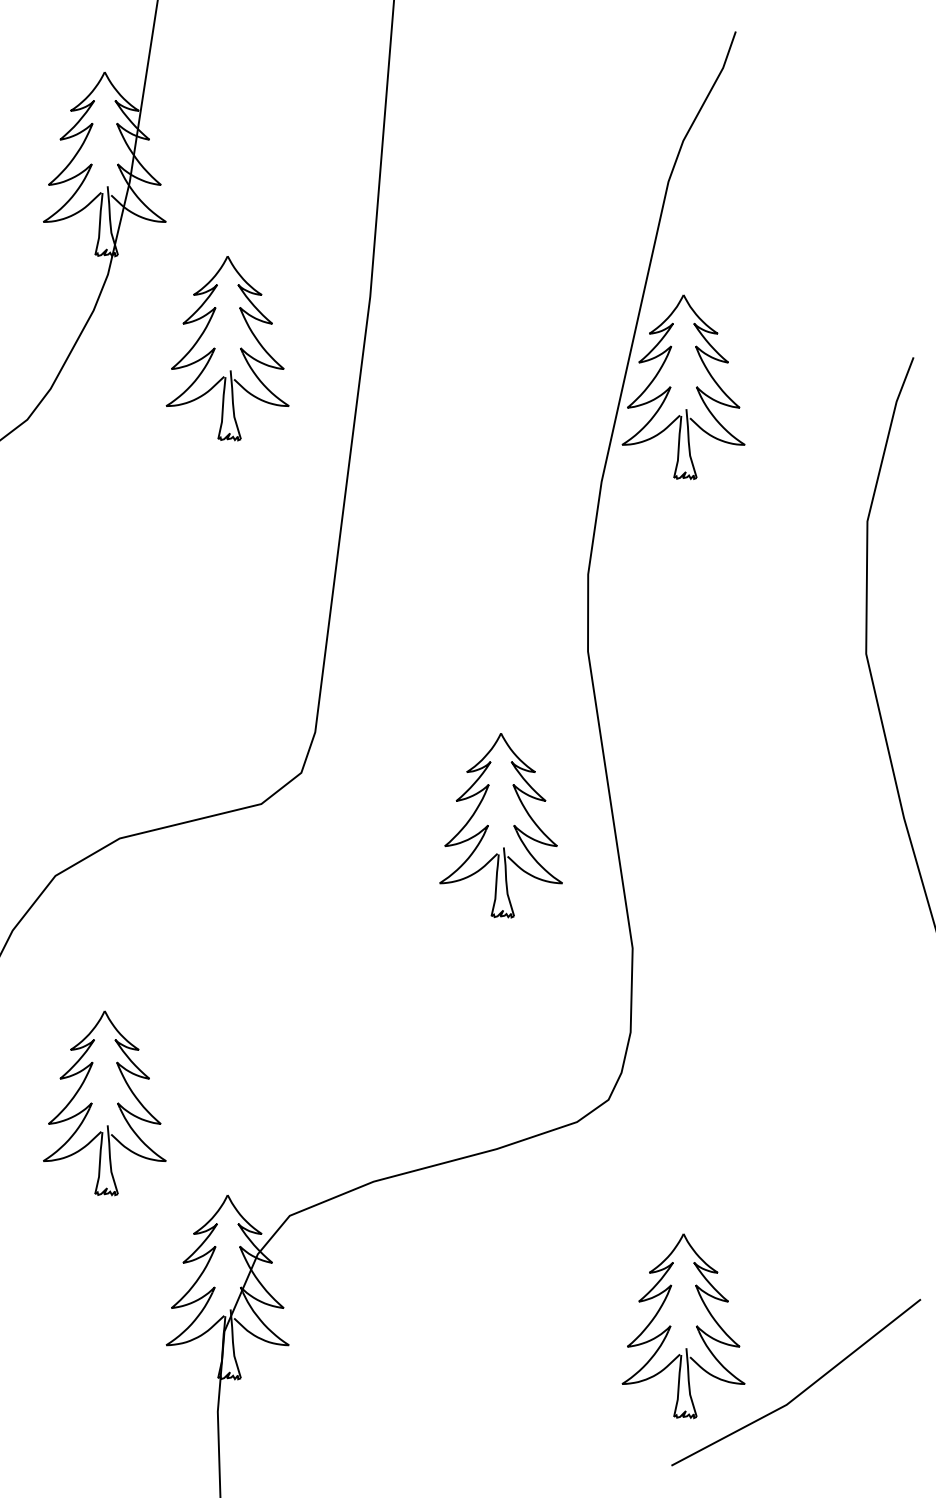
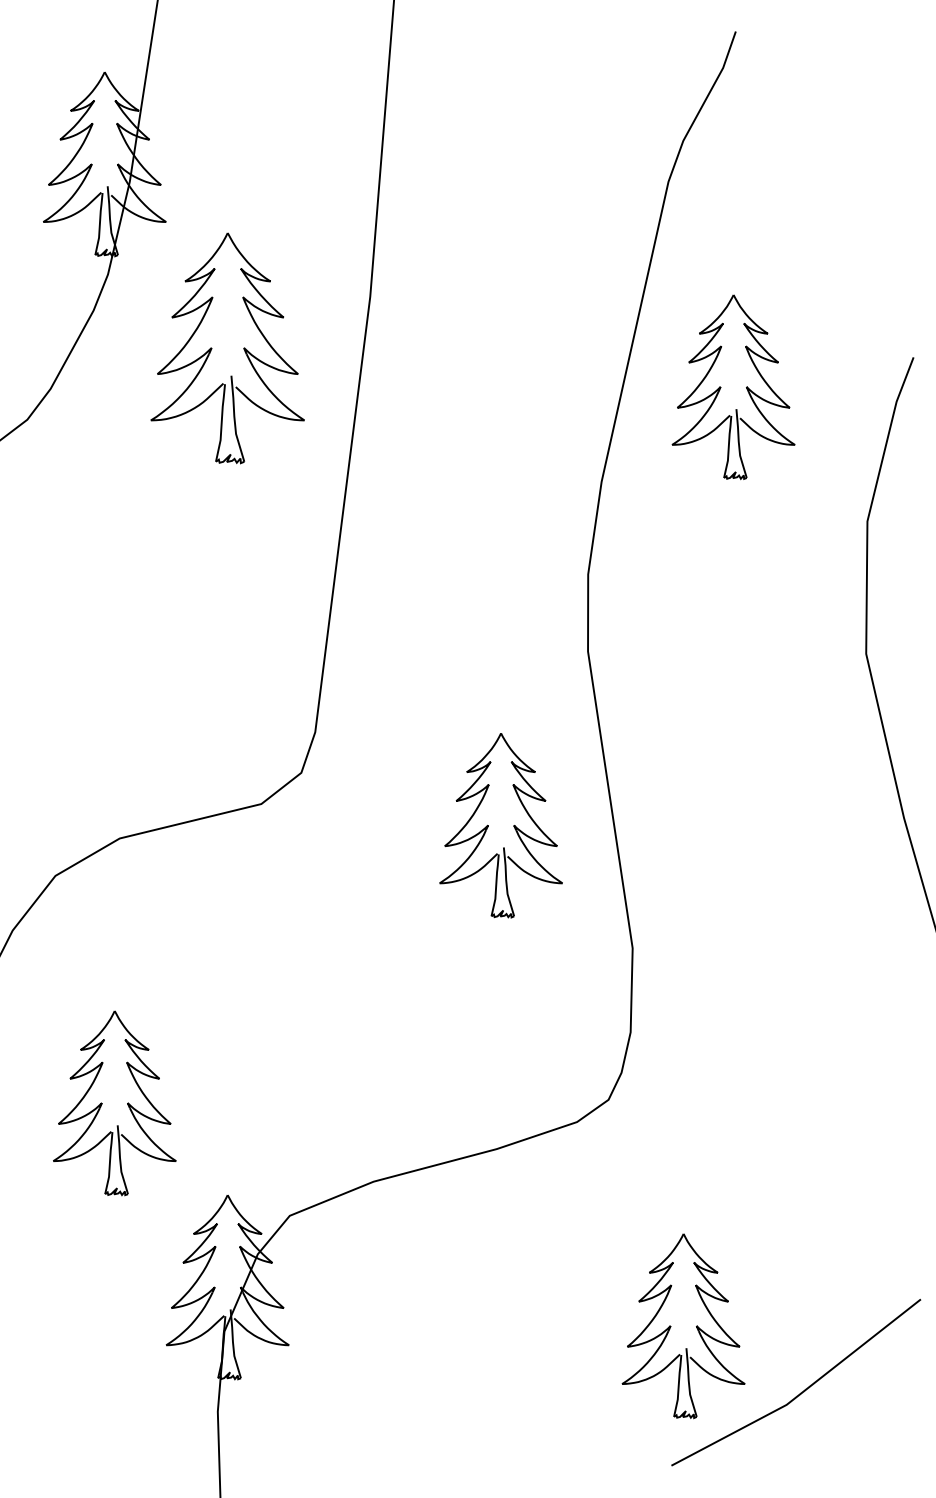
part size: 125x186 px -> 155x233 px (227, 348)
part position: (683, 387) -> (733, 387) (733, 387)
part position: (92, 1103) -> (102, 1103) (102, 1103)
